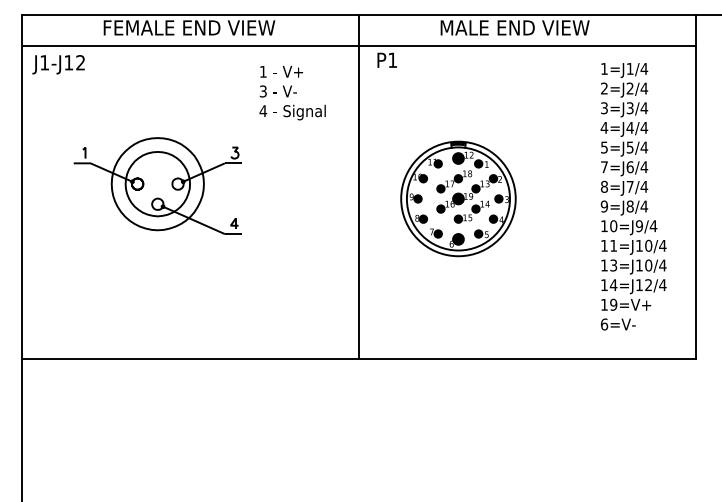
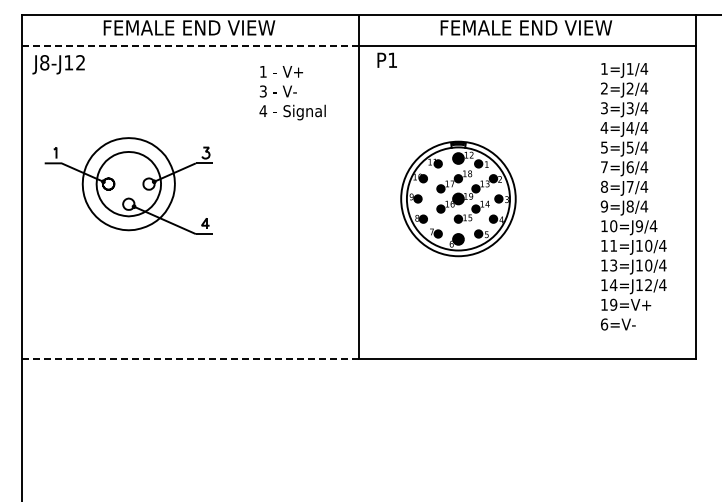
text: MALE END VIEW -> FEMALE END VIEW (527, 27)
line: solid -> dashed (189, 46)
text: J1-J12 -> J8-J12 (44, 62)
part position: (157, 185) -> (128, 185) (128, 185)
line: solid -> dashed (189, 359)
